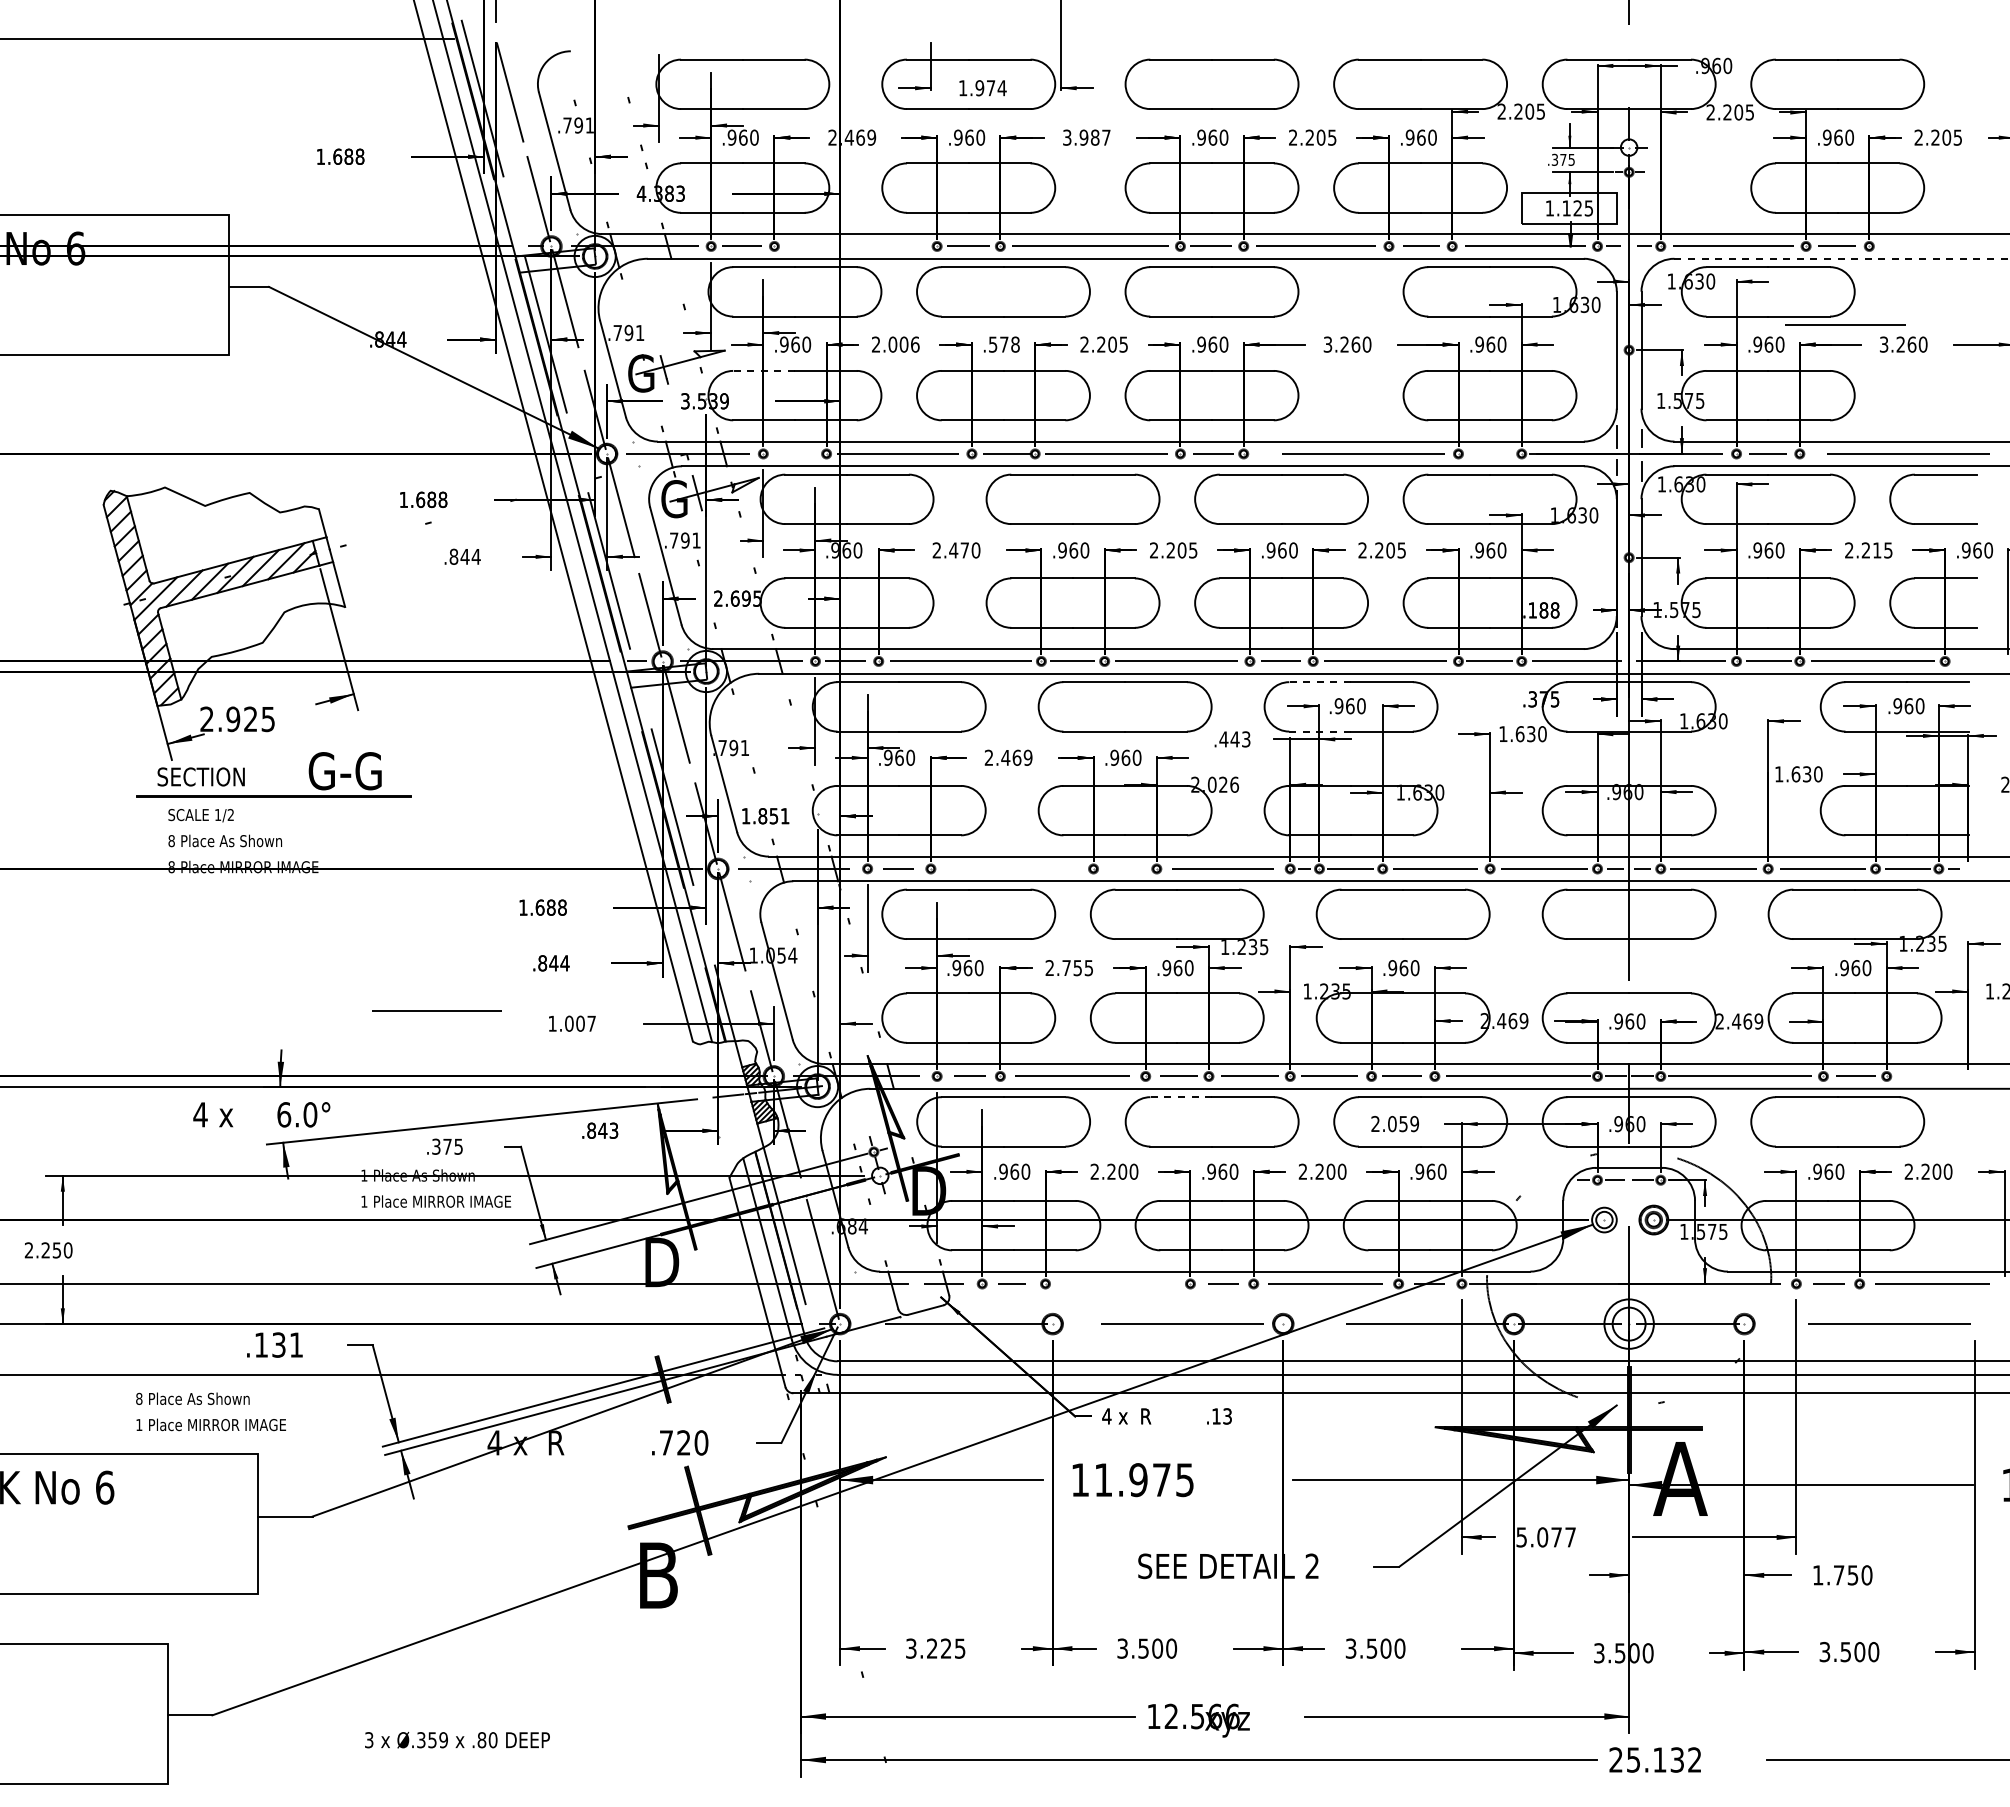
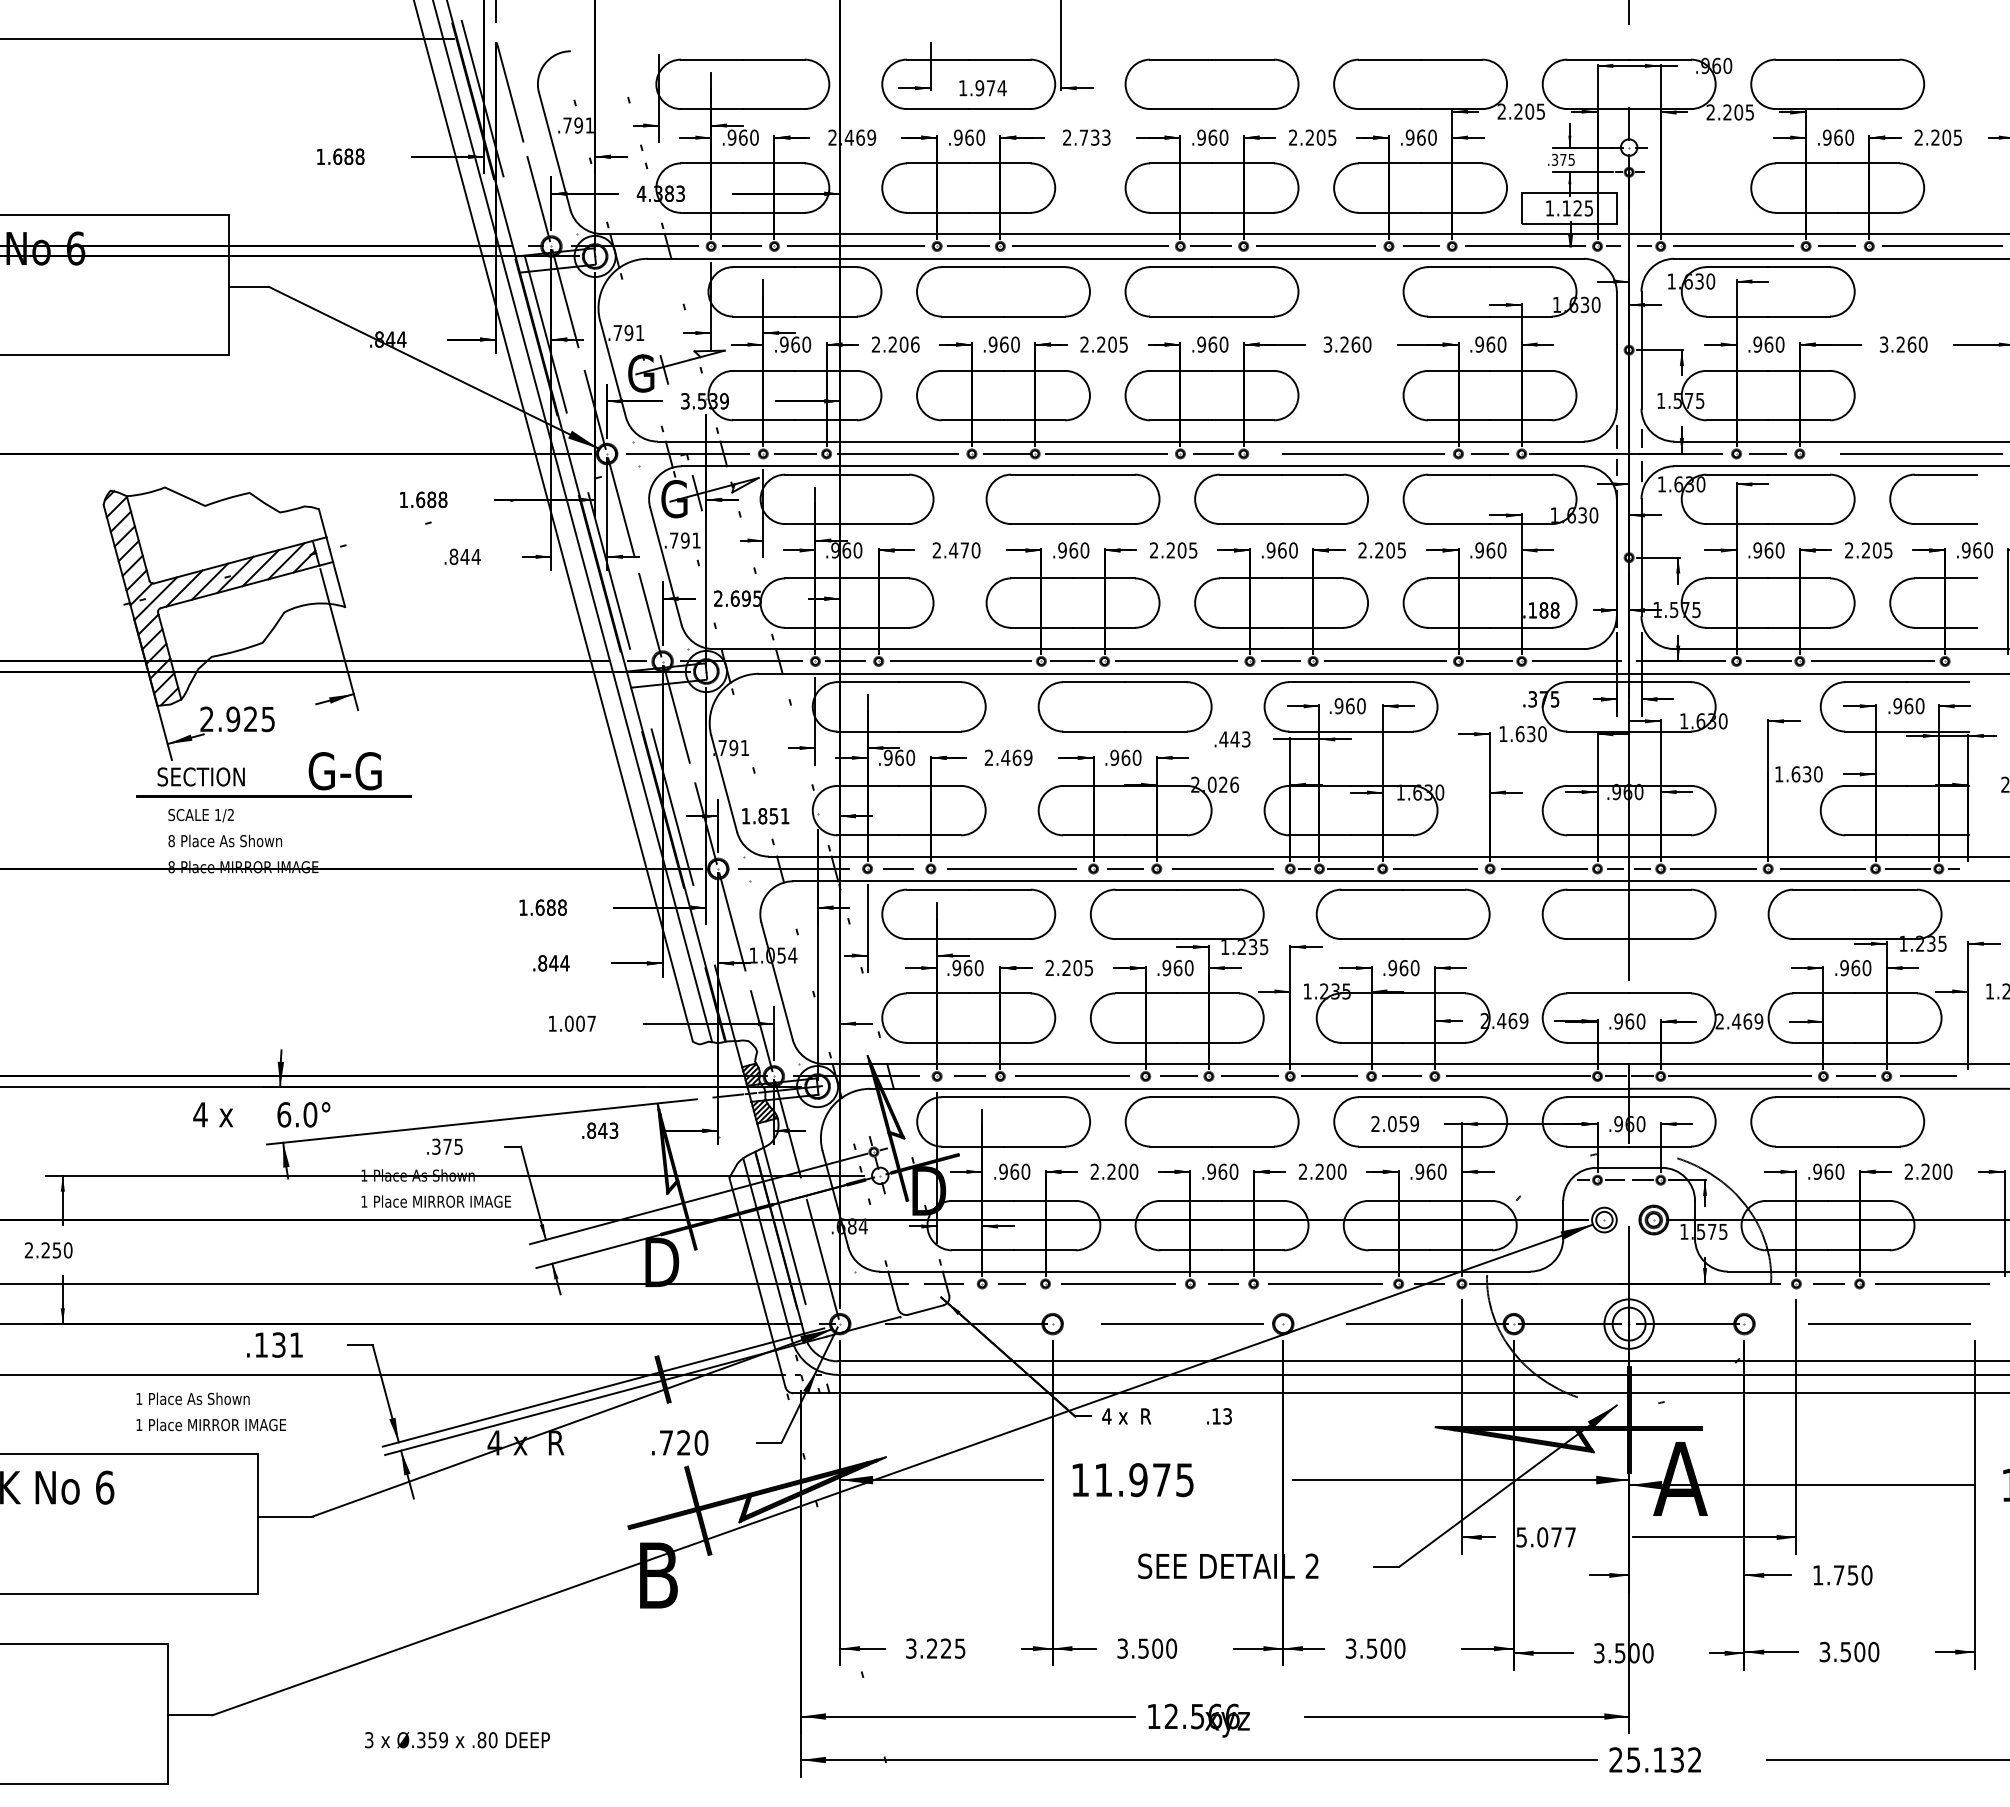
text: 3.987 -> 2.733 (1086, 137)
line: none -> present (855, 246)
line: dashed -> solid (1842, 258)
line position: (1845, 324) -> (1942, 245) (1942, 245)
text: 2.006 -> 2.206 (892, 344)
text: .578 -> .960 (1003, 344)
line: dashed -> solid (764, 370)
line: none -> present (795, 453)
line: none -> present (1490, 453)
line position: (1908, 453) -> (1921, 453) (1921, 453)
text: 2.215 -> 2.205 (1876, 550)
line: dashed -> solid (1320, 682)
line: dashed -> solid (1320, 731)
line: none -> present (1125, 868)
text: 2.755 -> 2.205 (1072, 968)
line position: (436, 1010) -> (1011, 868) (1011, 868)
line: none -> present (1927, 1076)
line: dashed -> solid (1181, 1097)
line: none -> present (1118, 1283)
text: 8 -> 1 (139, 1398)
